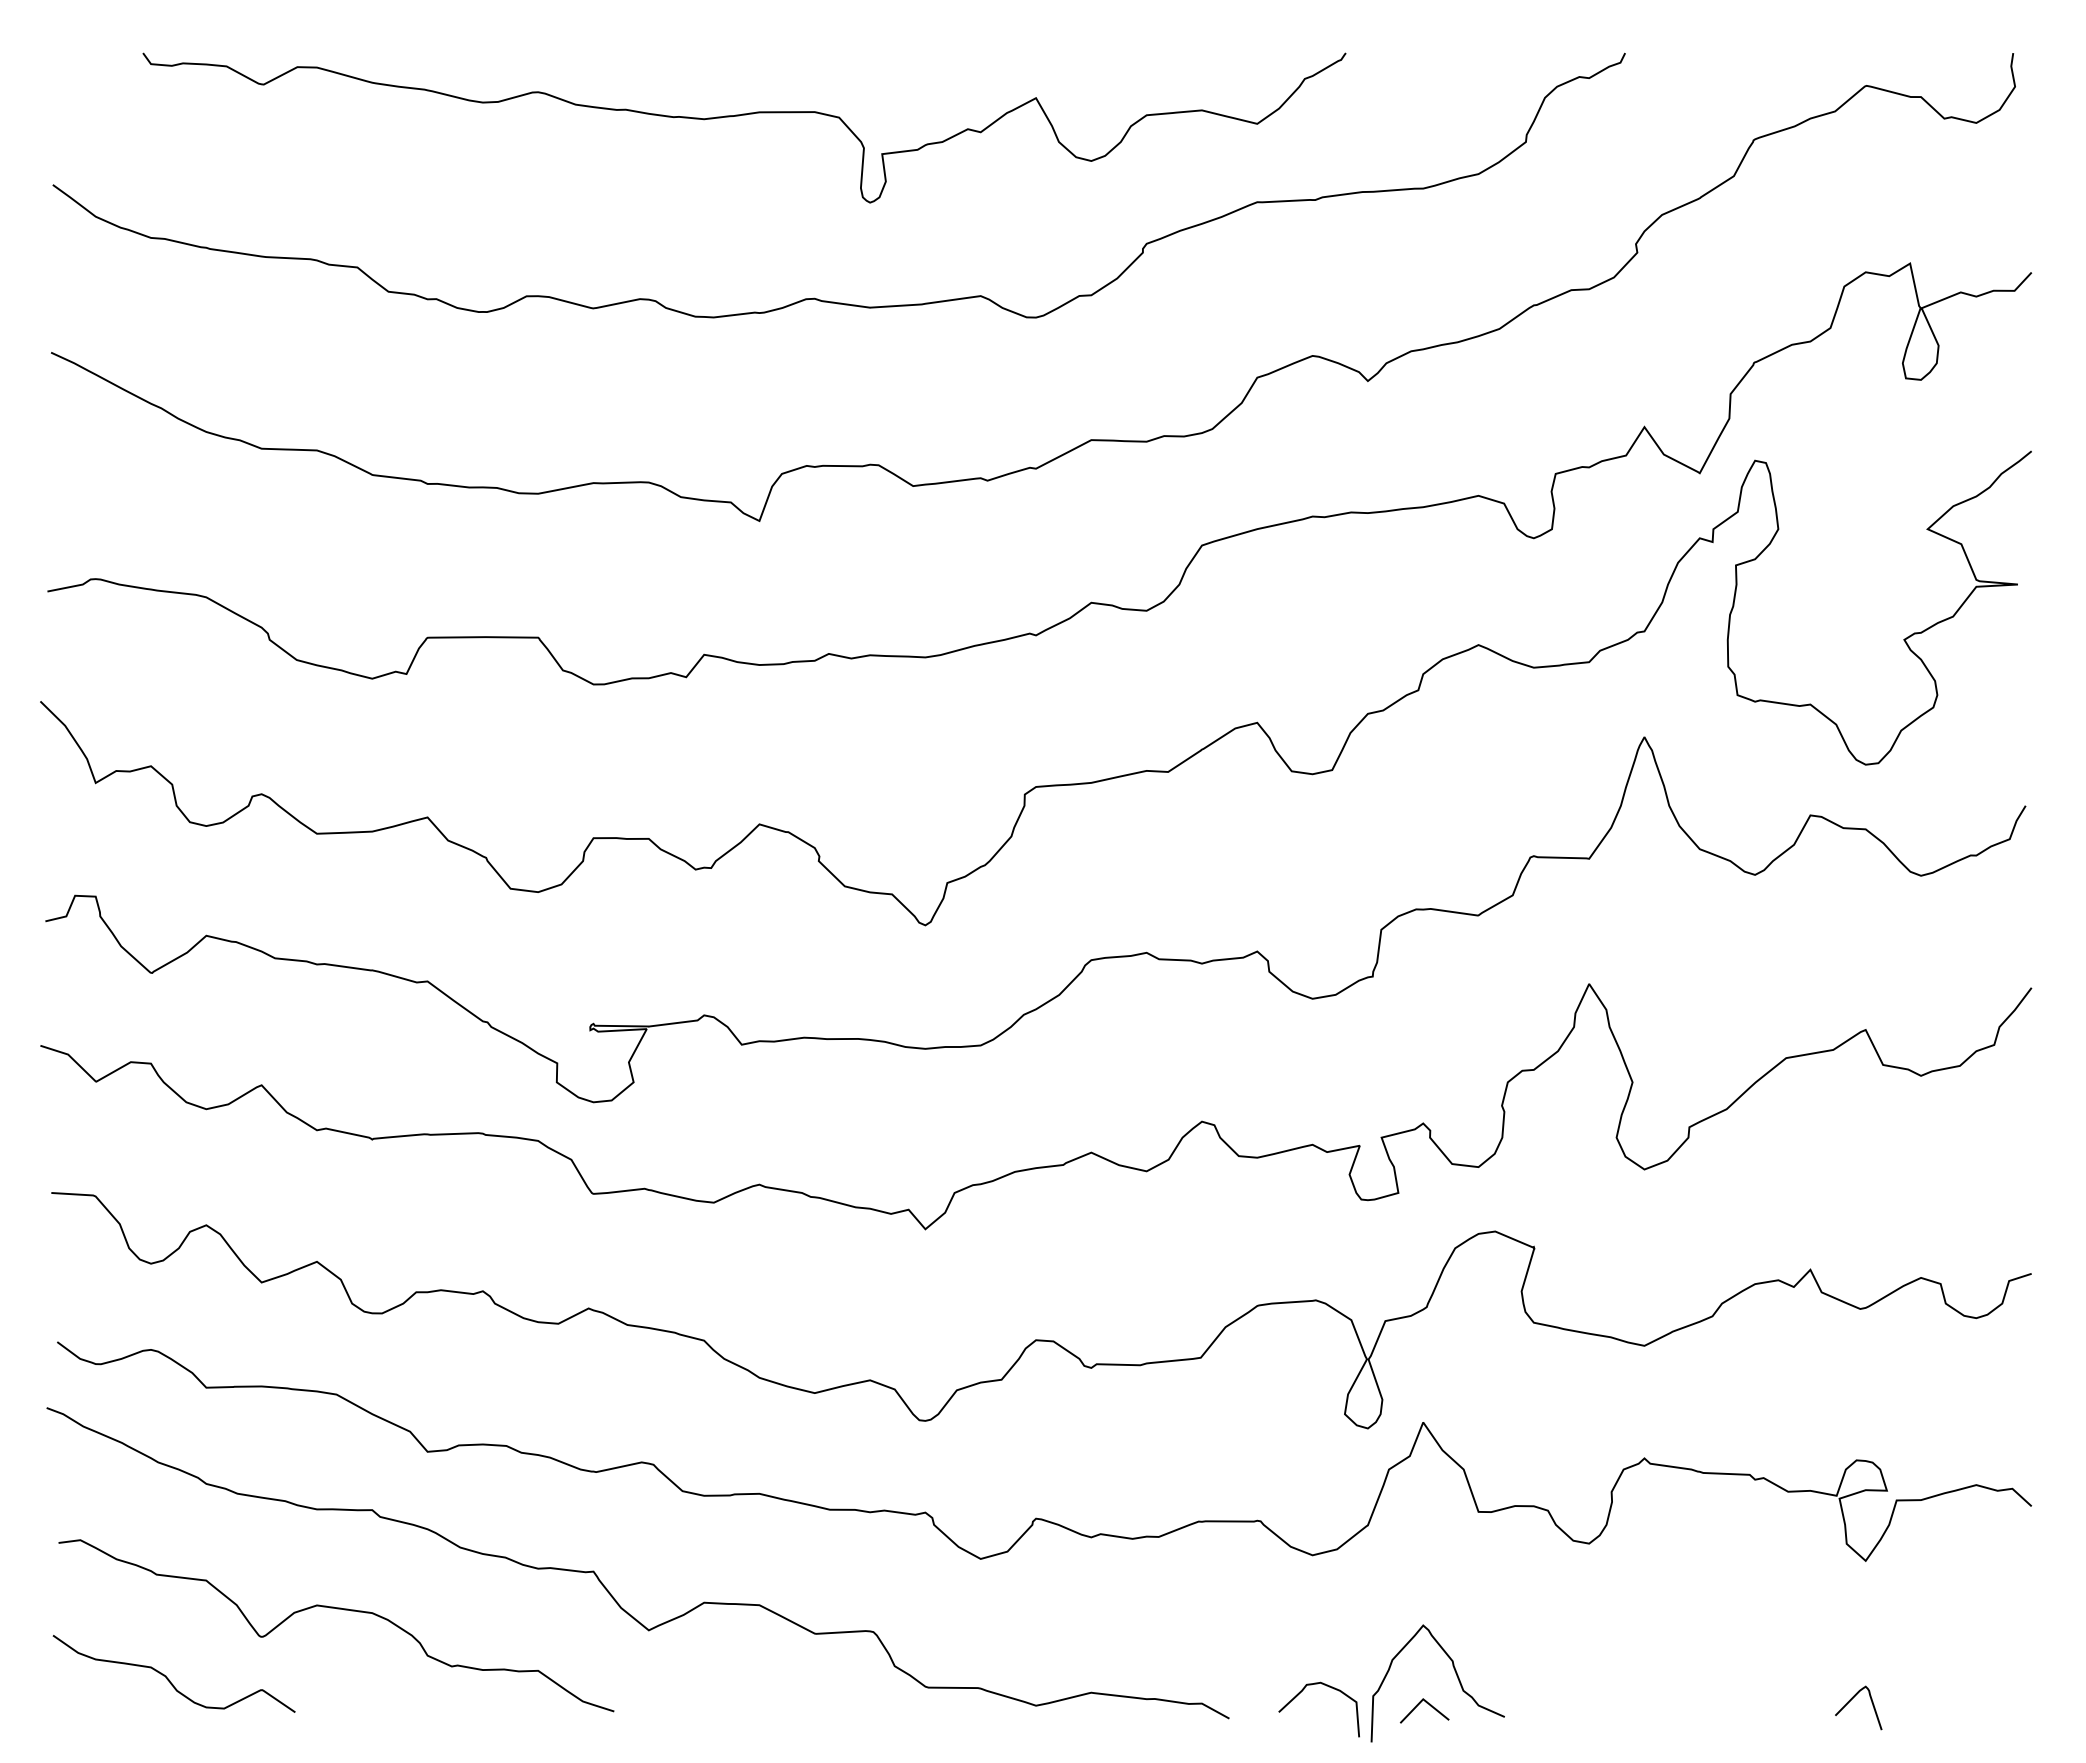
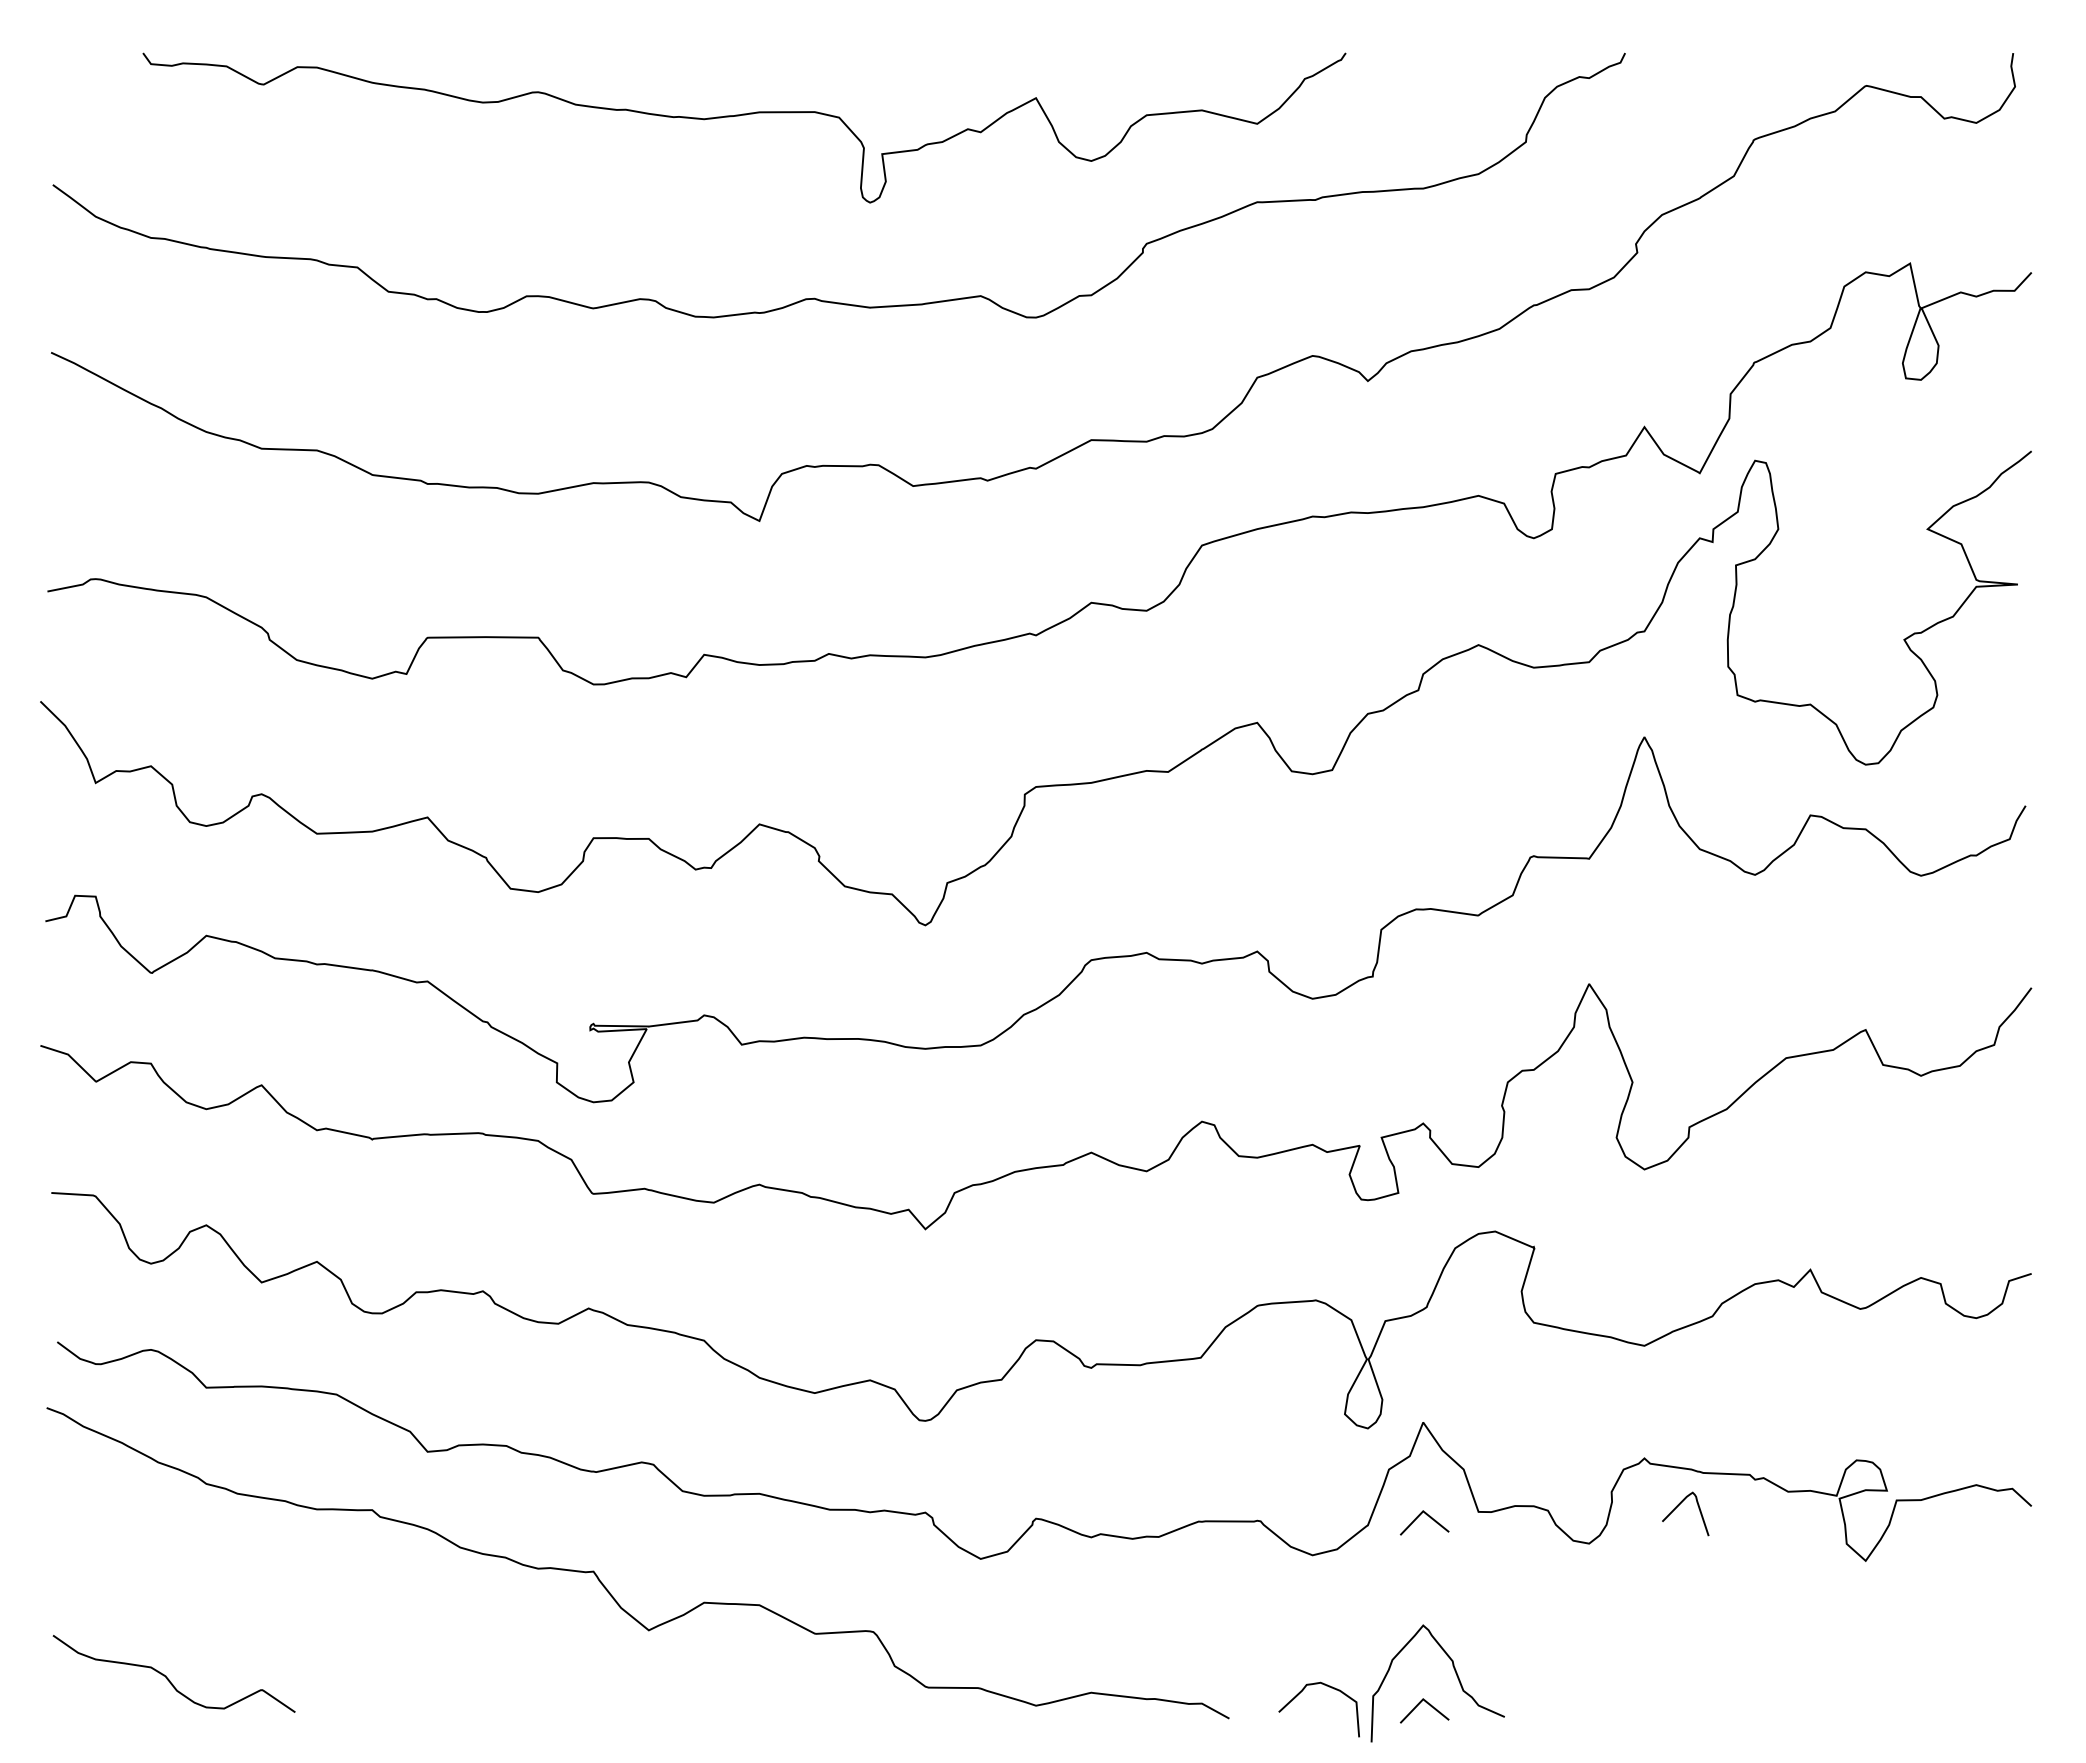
line: none -> present (1429, 1517)
curve: present -> none (337, 1609)
curve position: (1851, 1700) -> (1678, 1506) (1678, 1506)
